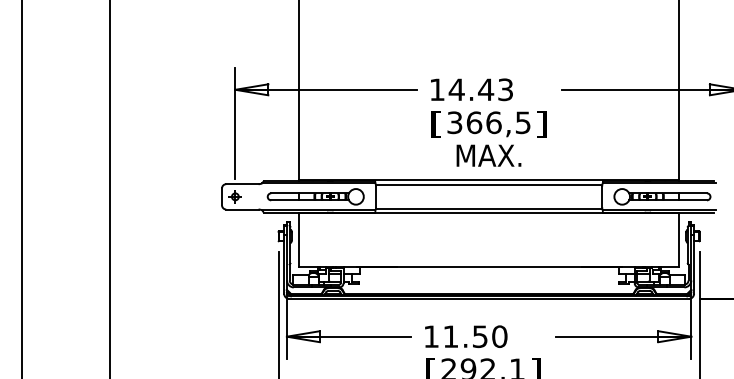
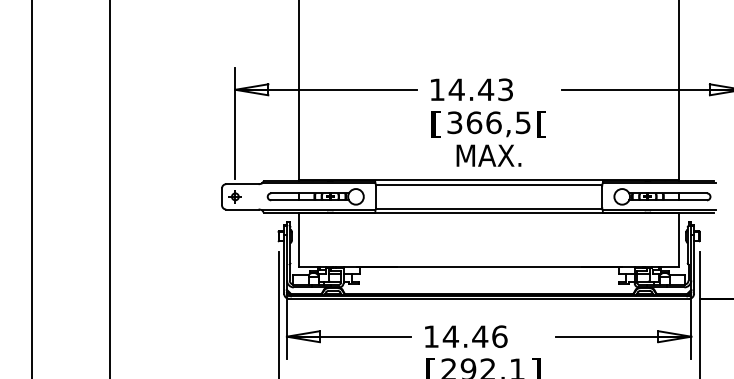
text: ] -> [ (541, 124)
line position: (22, 188) -> (32, 188) (32, 188)
text: 11.50 -> 14.46 (474, 336)
